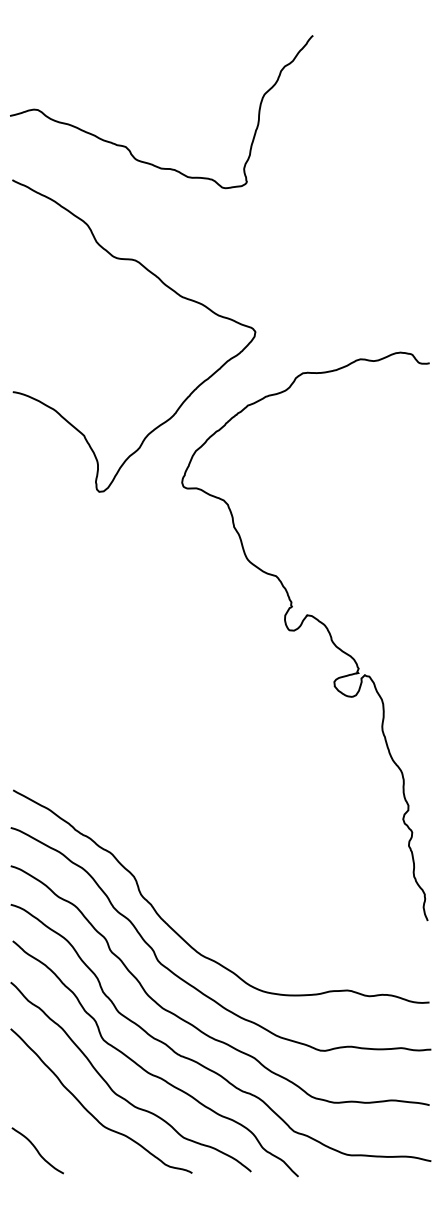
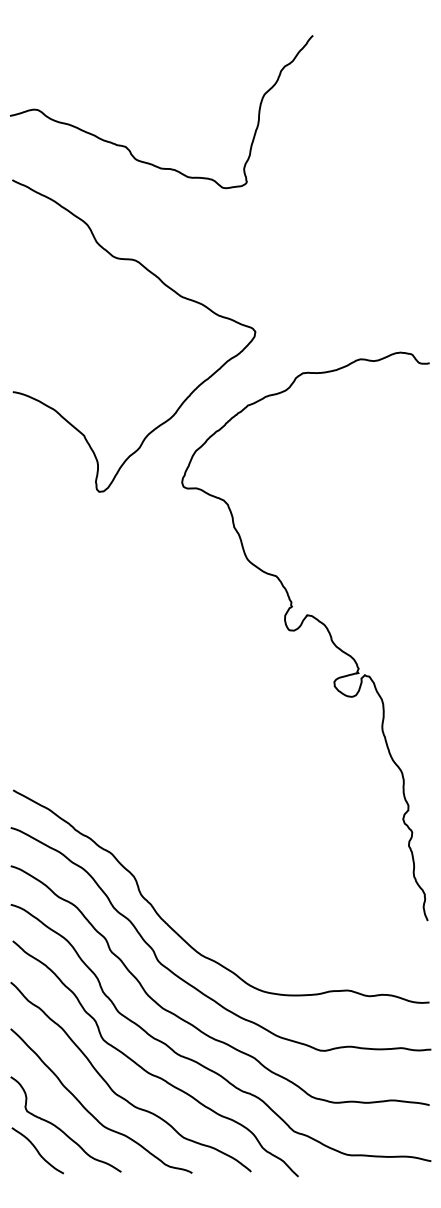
curve: none -> present (60, 1128)
